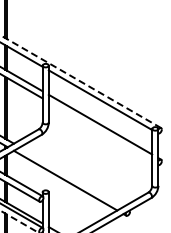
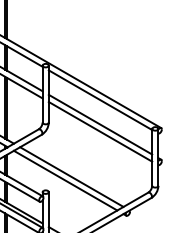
line: dashed -> solid (80, 81)
line: none -> present (100, 131)
line: none -> present (71, 176)
line: dashed -> solid (19, 221)
